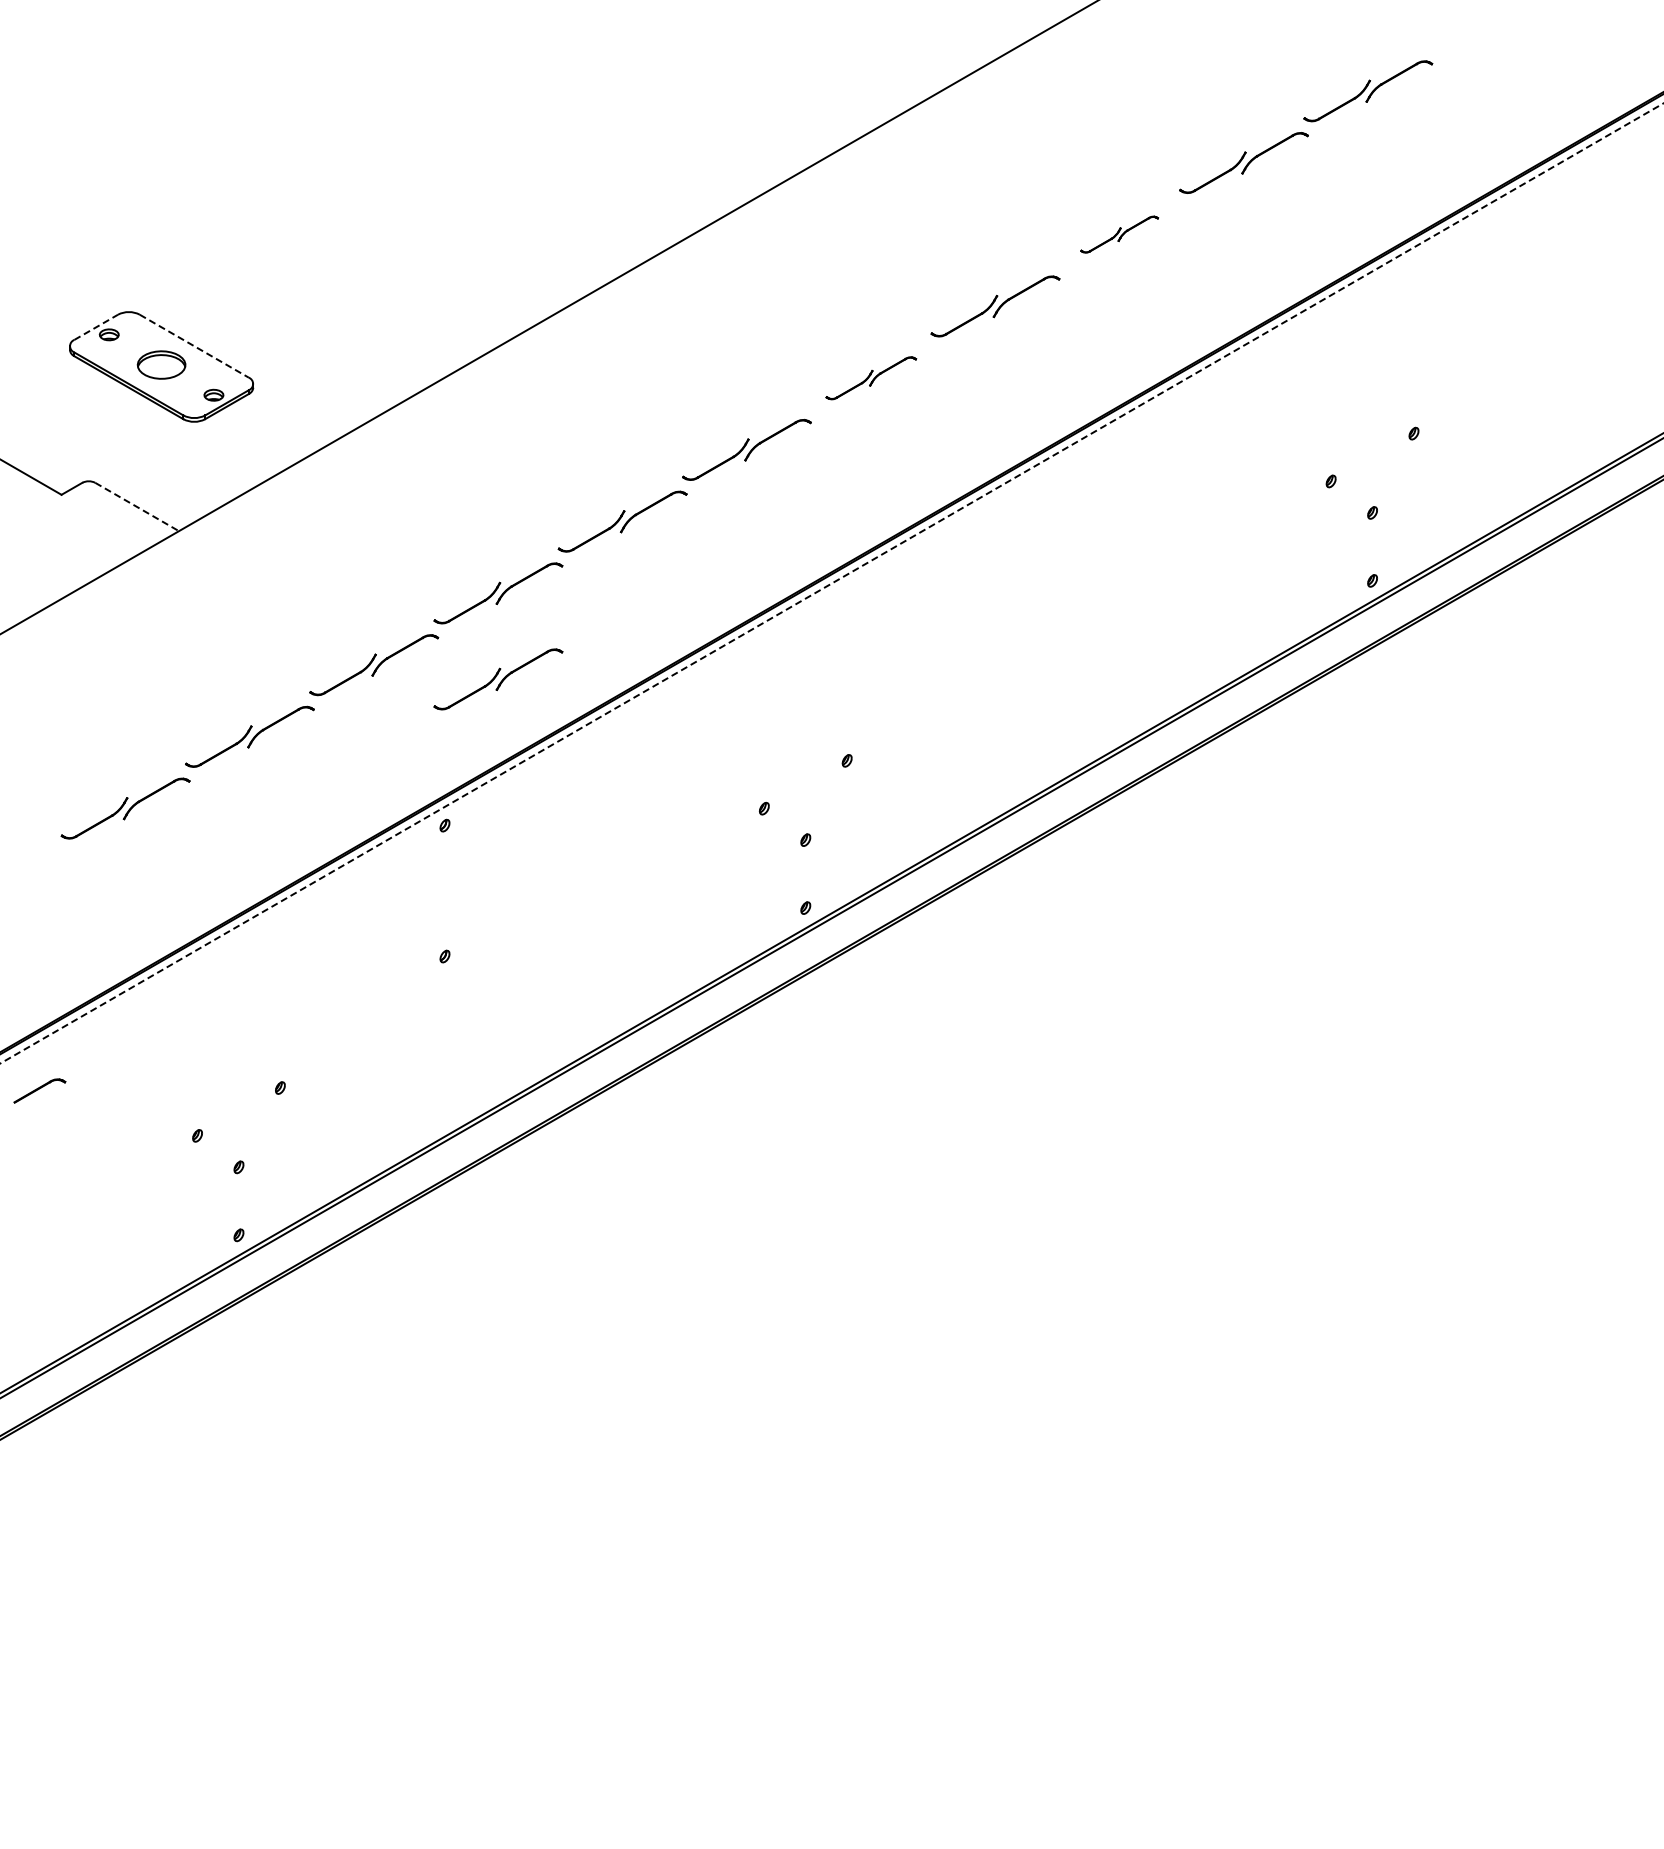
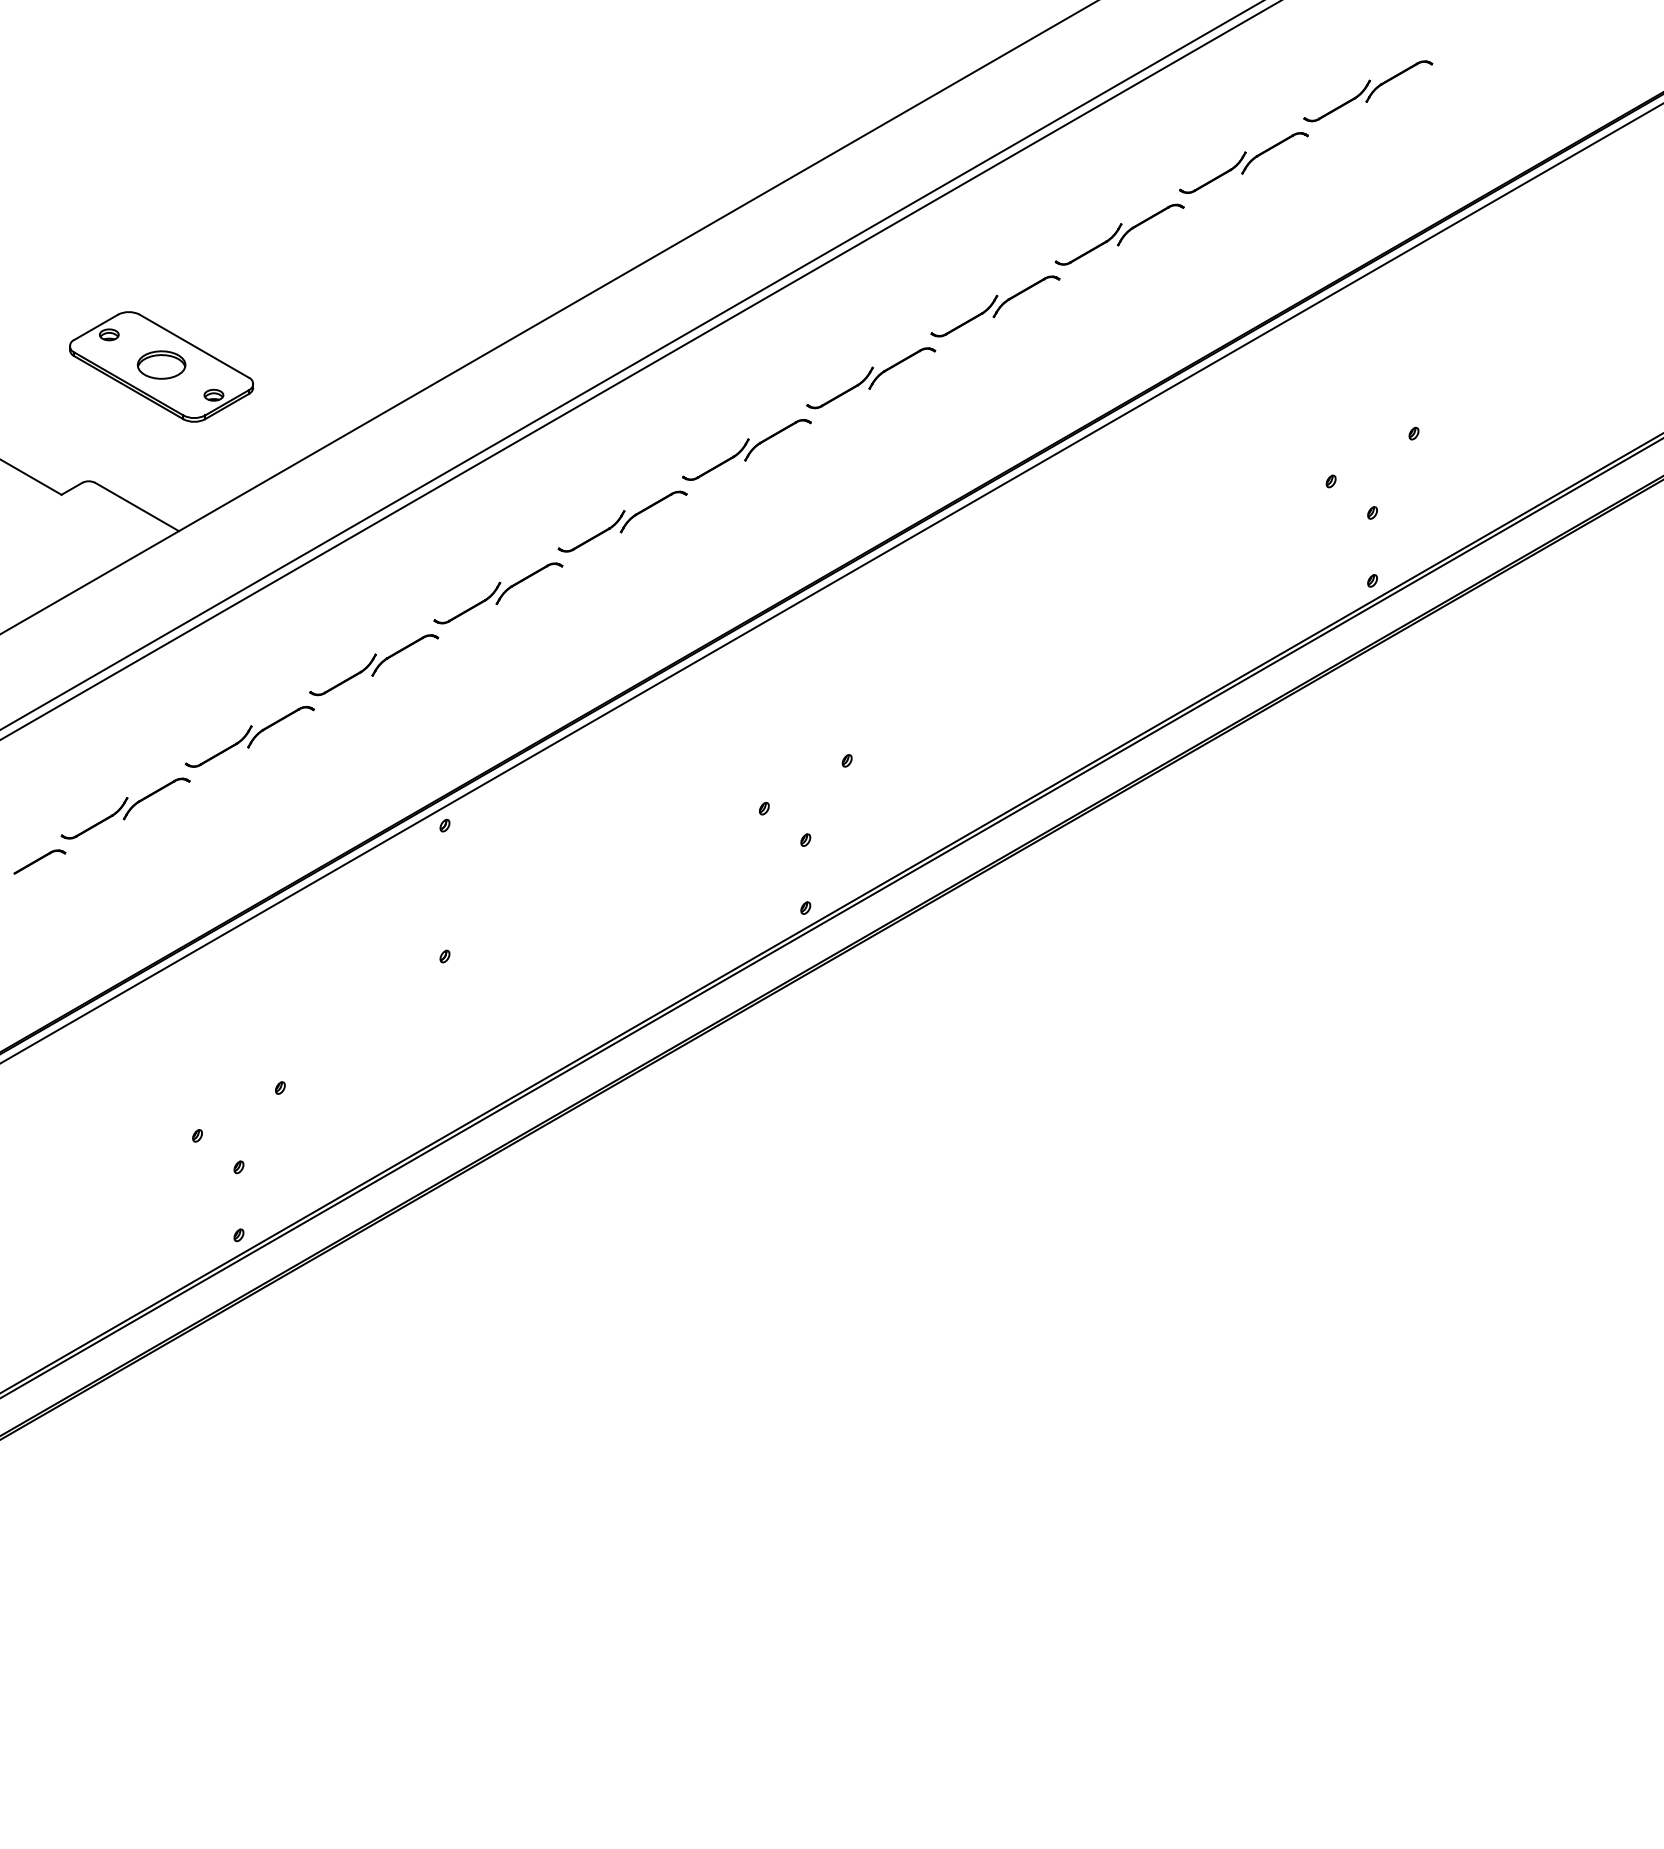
part size: 80x39 px -> 131x63 px (1119, 234)
line: dashed -> solid (96, 327)
line: dashed -> solid (194, 346)
line: none -> present (631, 365)
line: none -> present (640, 370)
part size: 93x45 px -> 131x63 px (871, 378)
line: dashed -> solid (137, 507)
line: dashed -> solid (832, 583)
part: present -> none (498, 679)
part position: (39, 1090) -> (39, 861) (39, 861)
